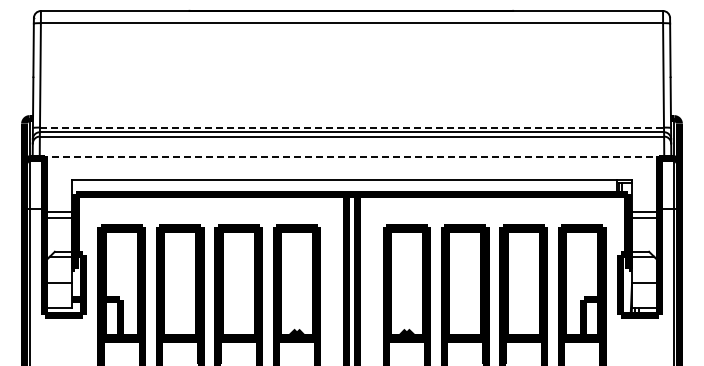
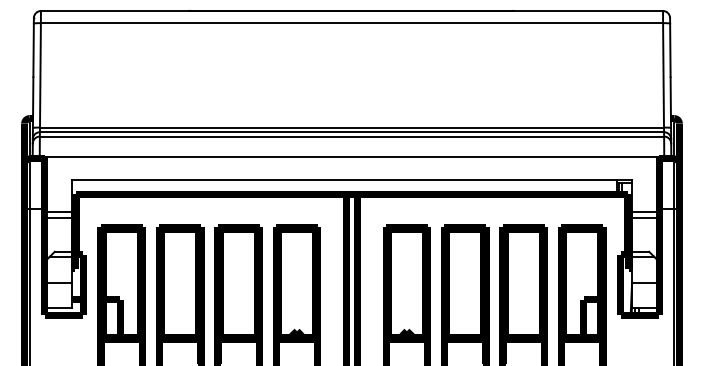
line: dashed -> solid (352, 127)
line: dashed -> solid (351, 156)
